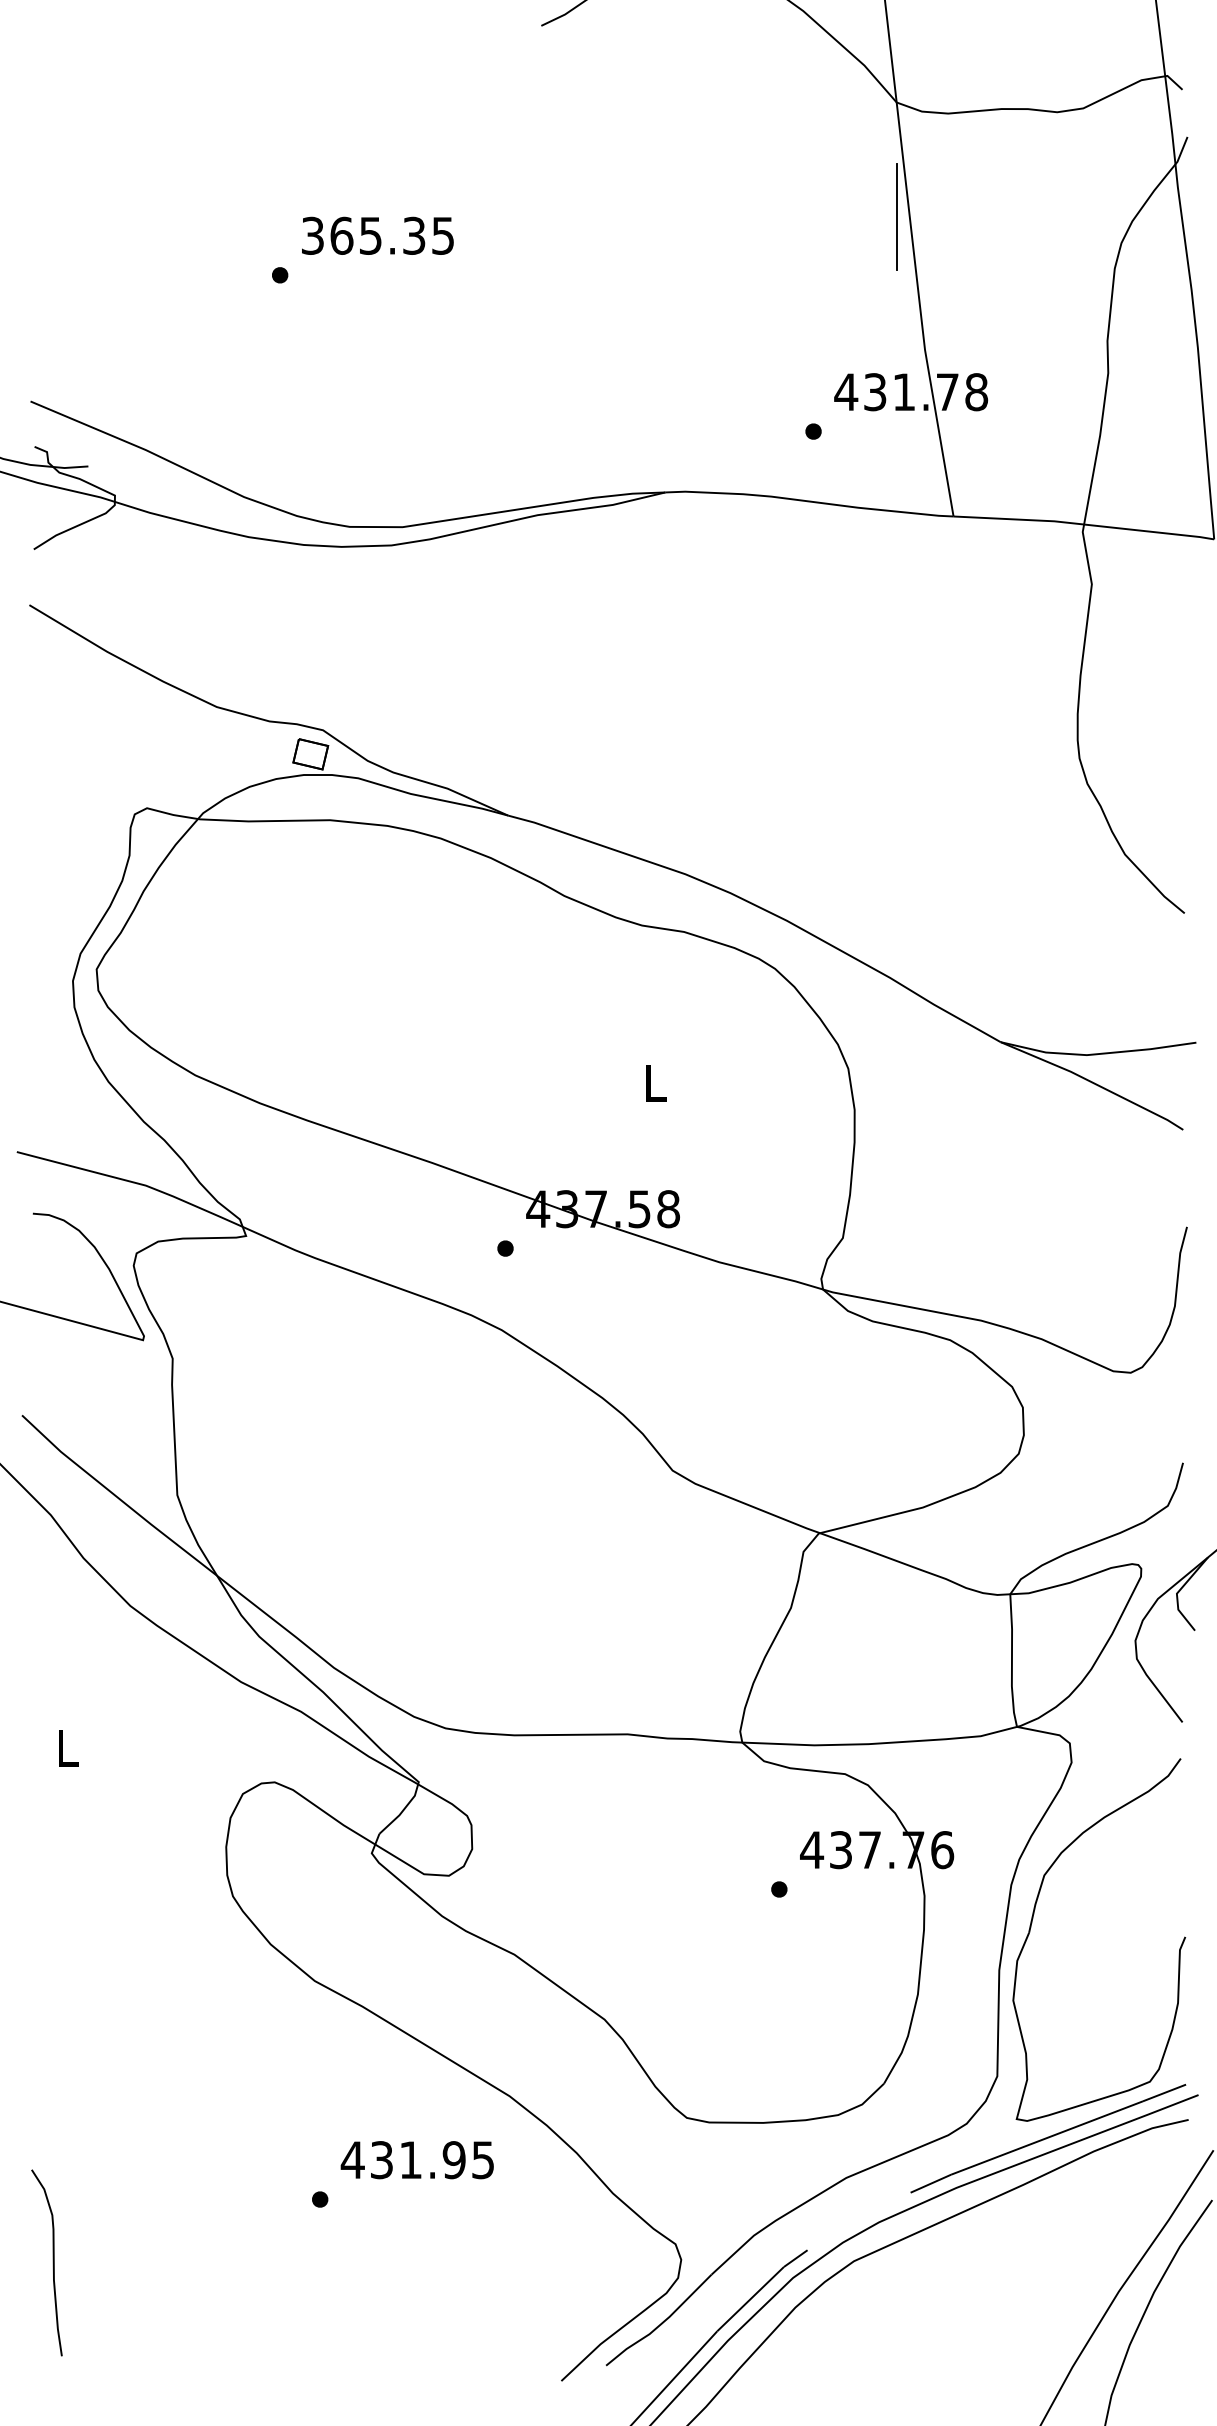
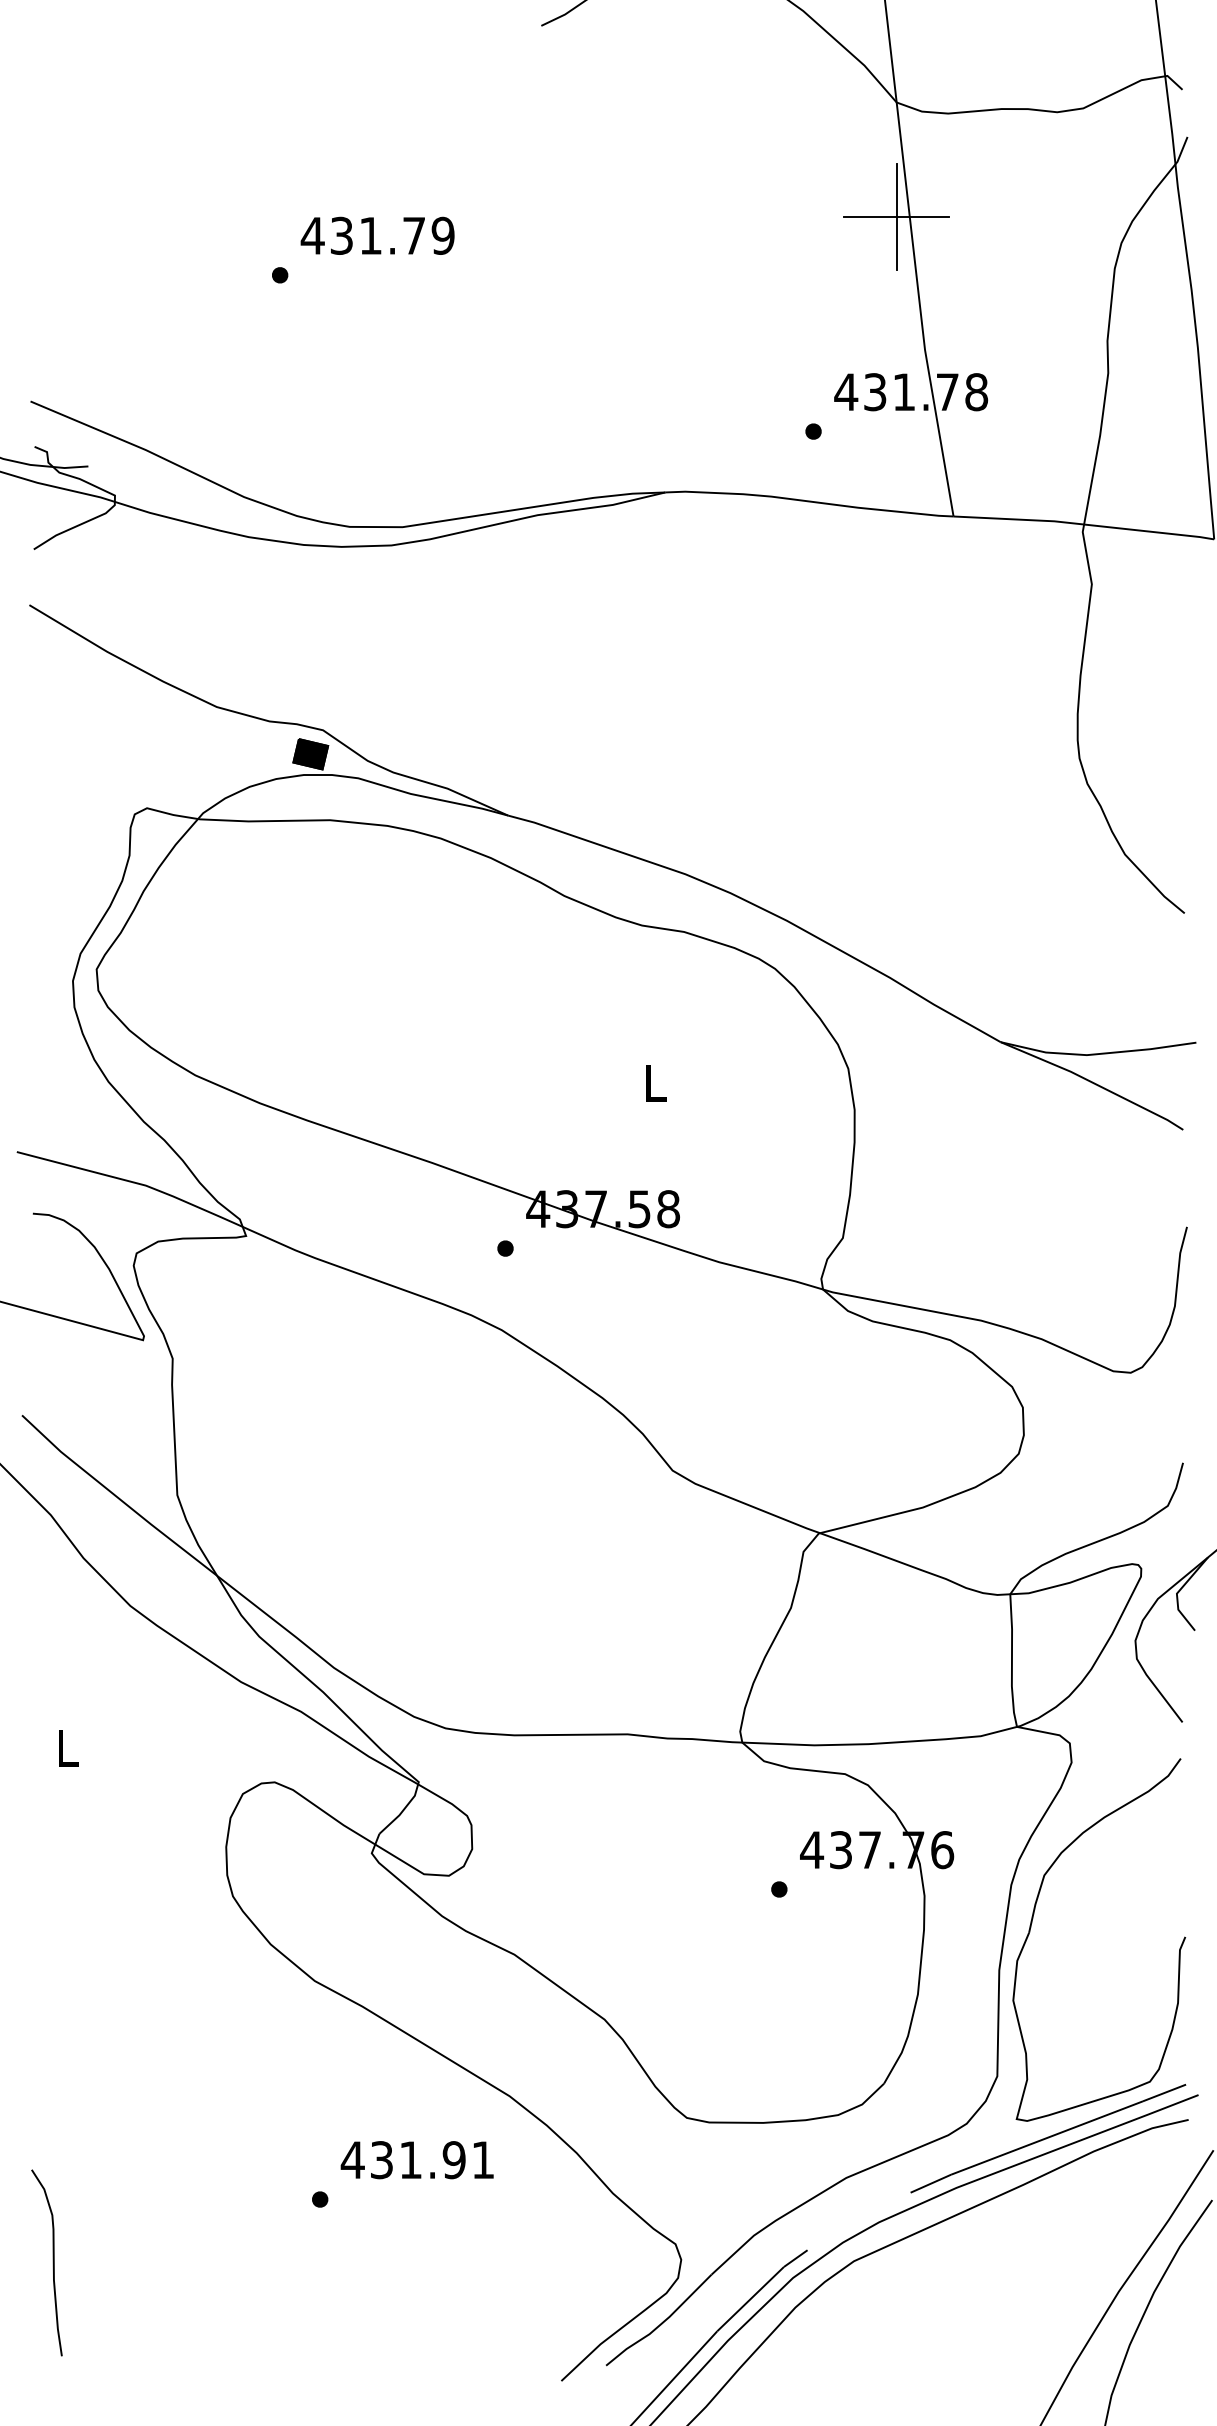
line: none -> present (896, 217)
text: 365.35 -> 431.79 (377, 235)
fill: none -> present (310, 754)
text: 431.95 -> 431.91 (482, 2160)
